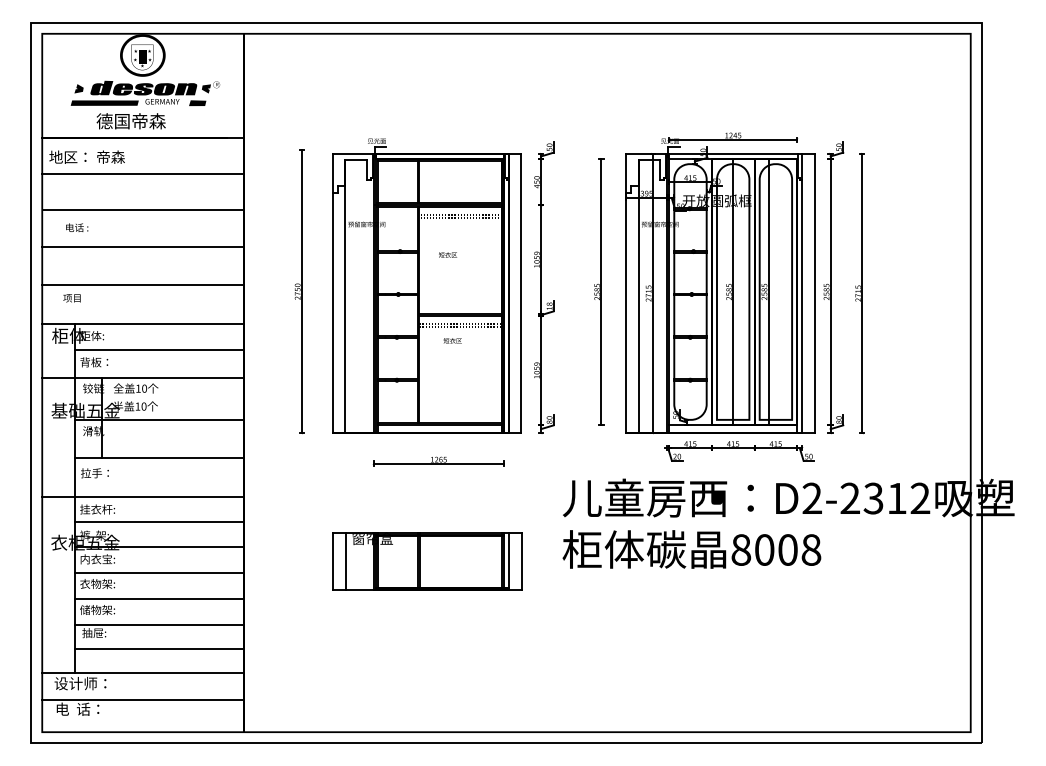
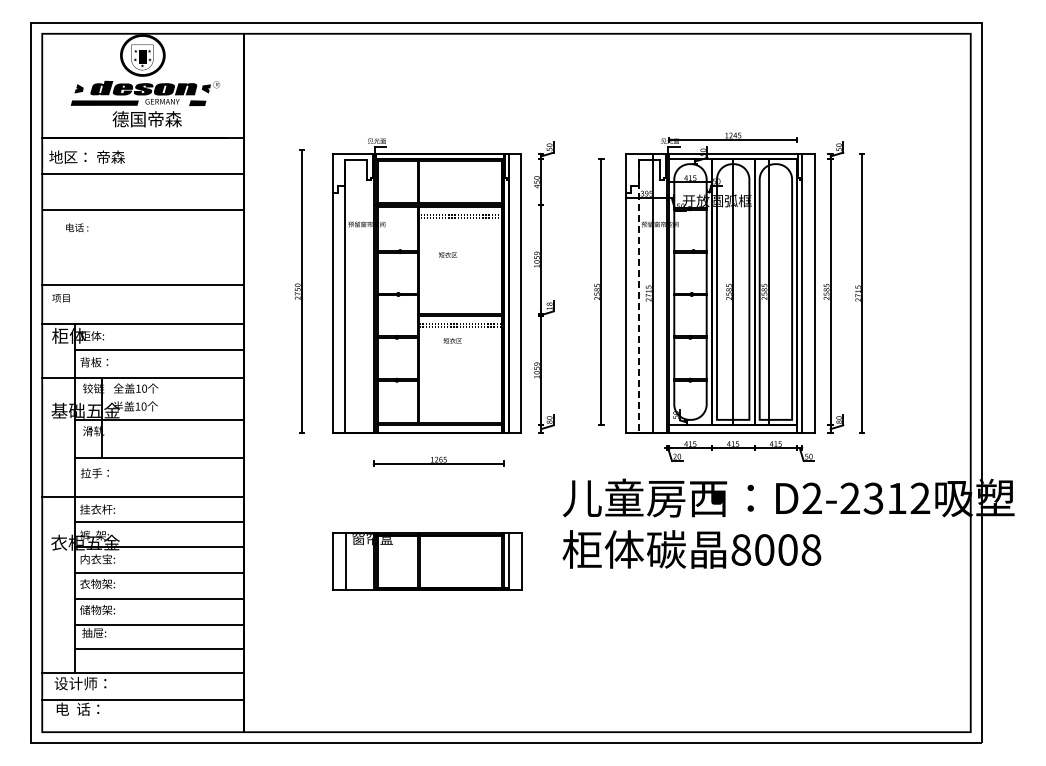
text position: (130, 121) -> (146, 119) (146, 119)
line: present -> none (143, 247)
line: solid -> dashed (638, 296)
text position: (71, 298) -> (60, 298) (60, 298)
